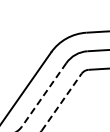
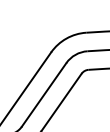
line: dashed -> solid (44, 94)
line: dashed -> solid (61, 102)
